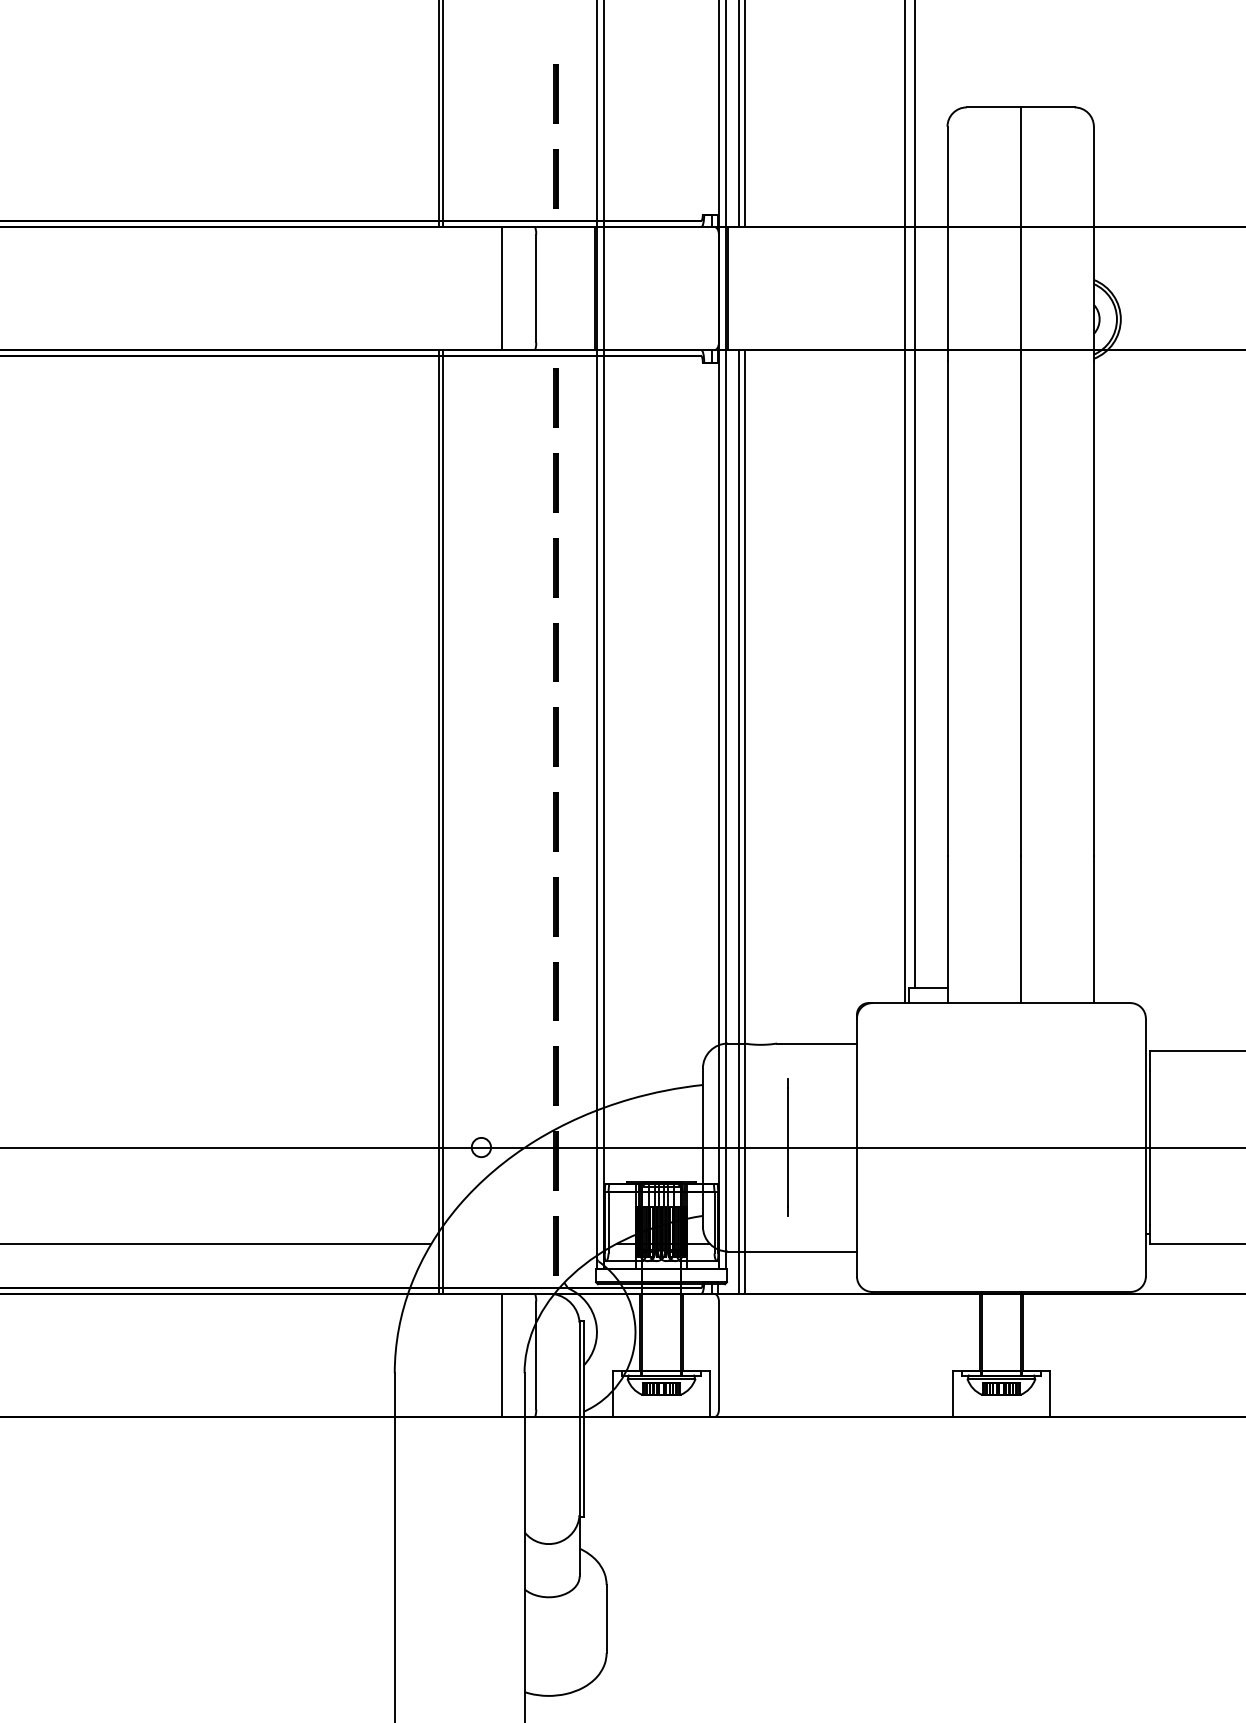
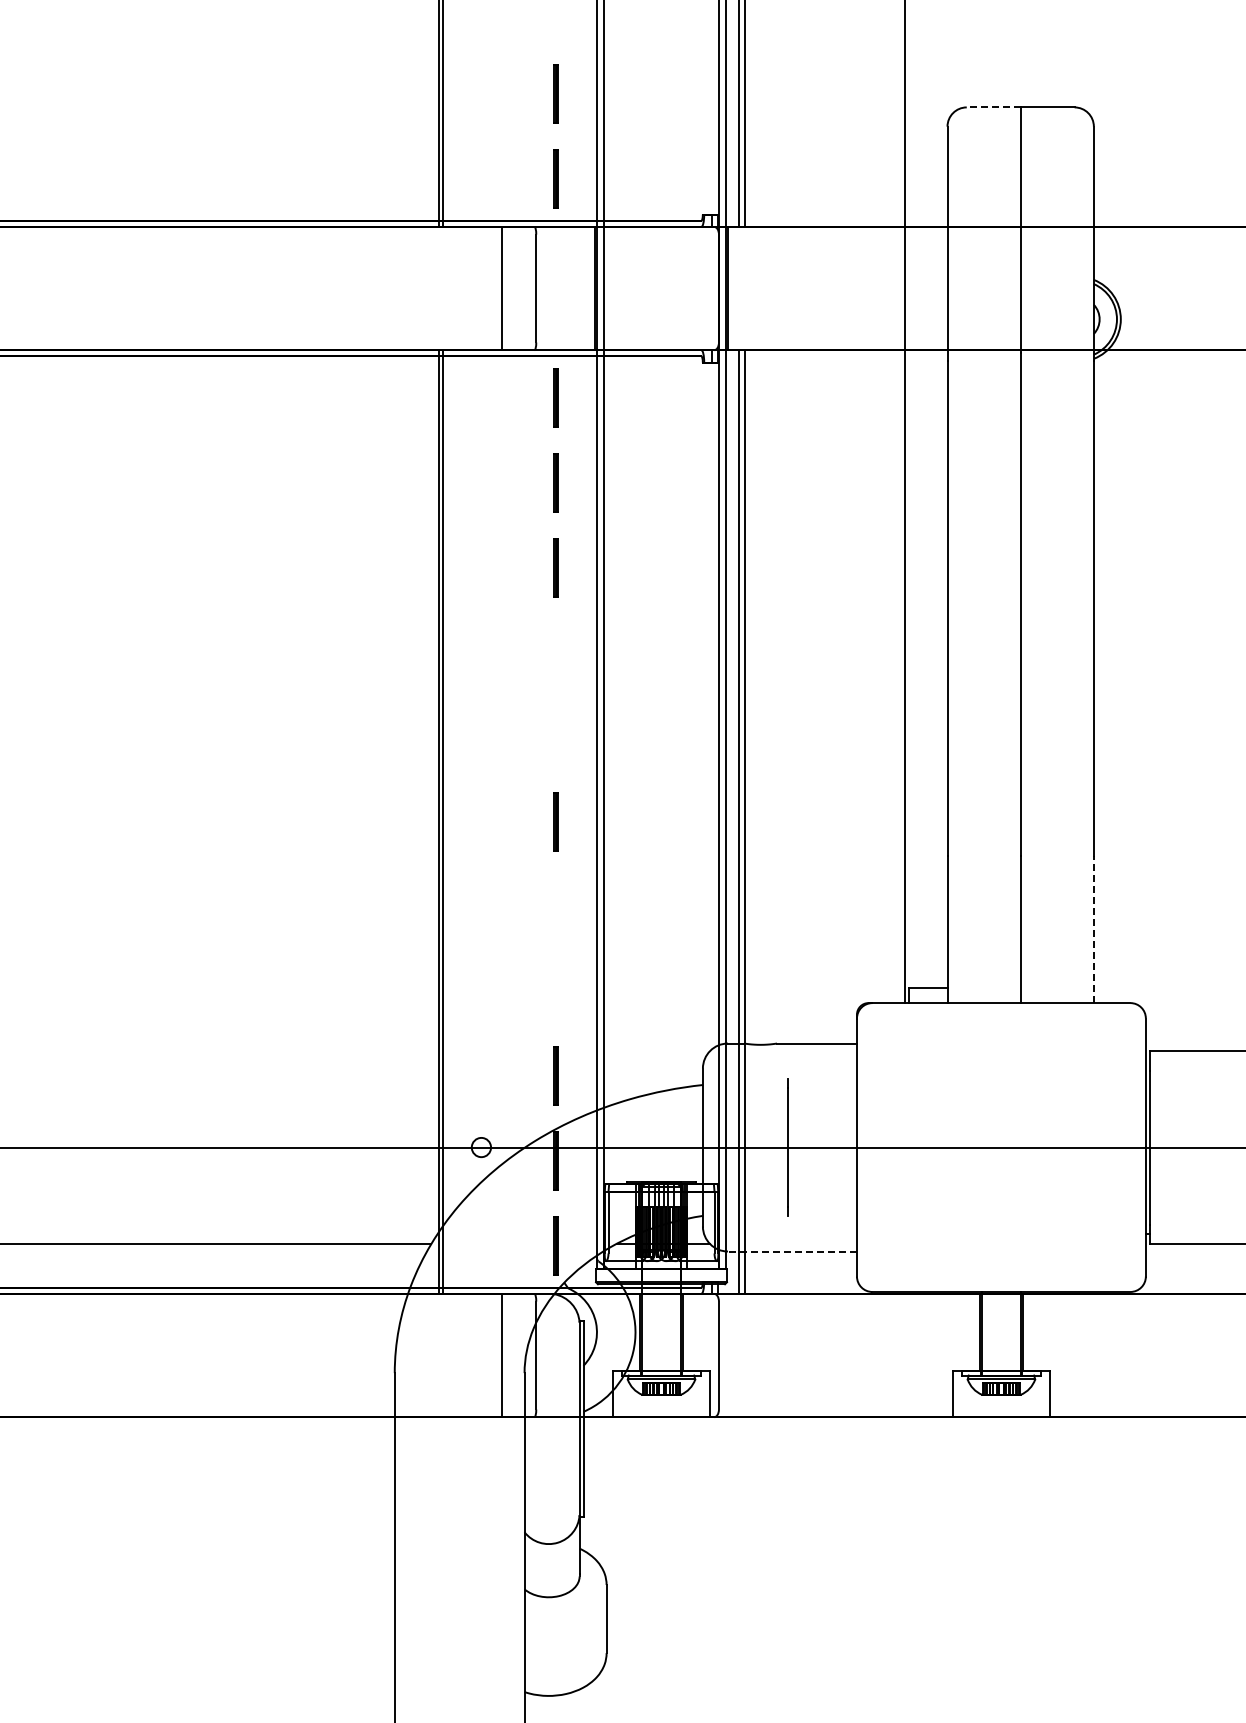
line: solid -> dashed (993, 107)
line: present -> none (914, 494)
part: present -> none (555, 652)
part: present -> none (555, 736)
part: present -> none (555, 906)
line: solid -> dashed (1093, 929)
part: present -> none (555, 991)
line: solid -> dashed (792, 1251)
